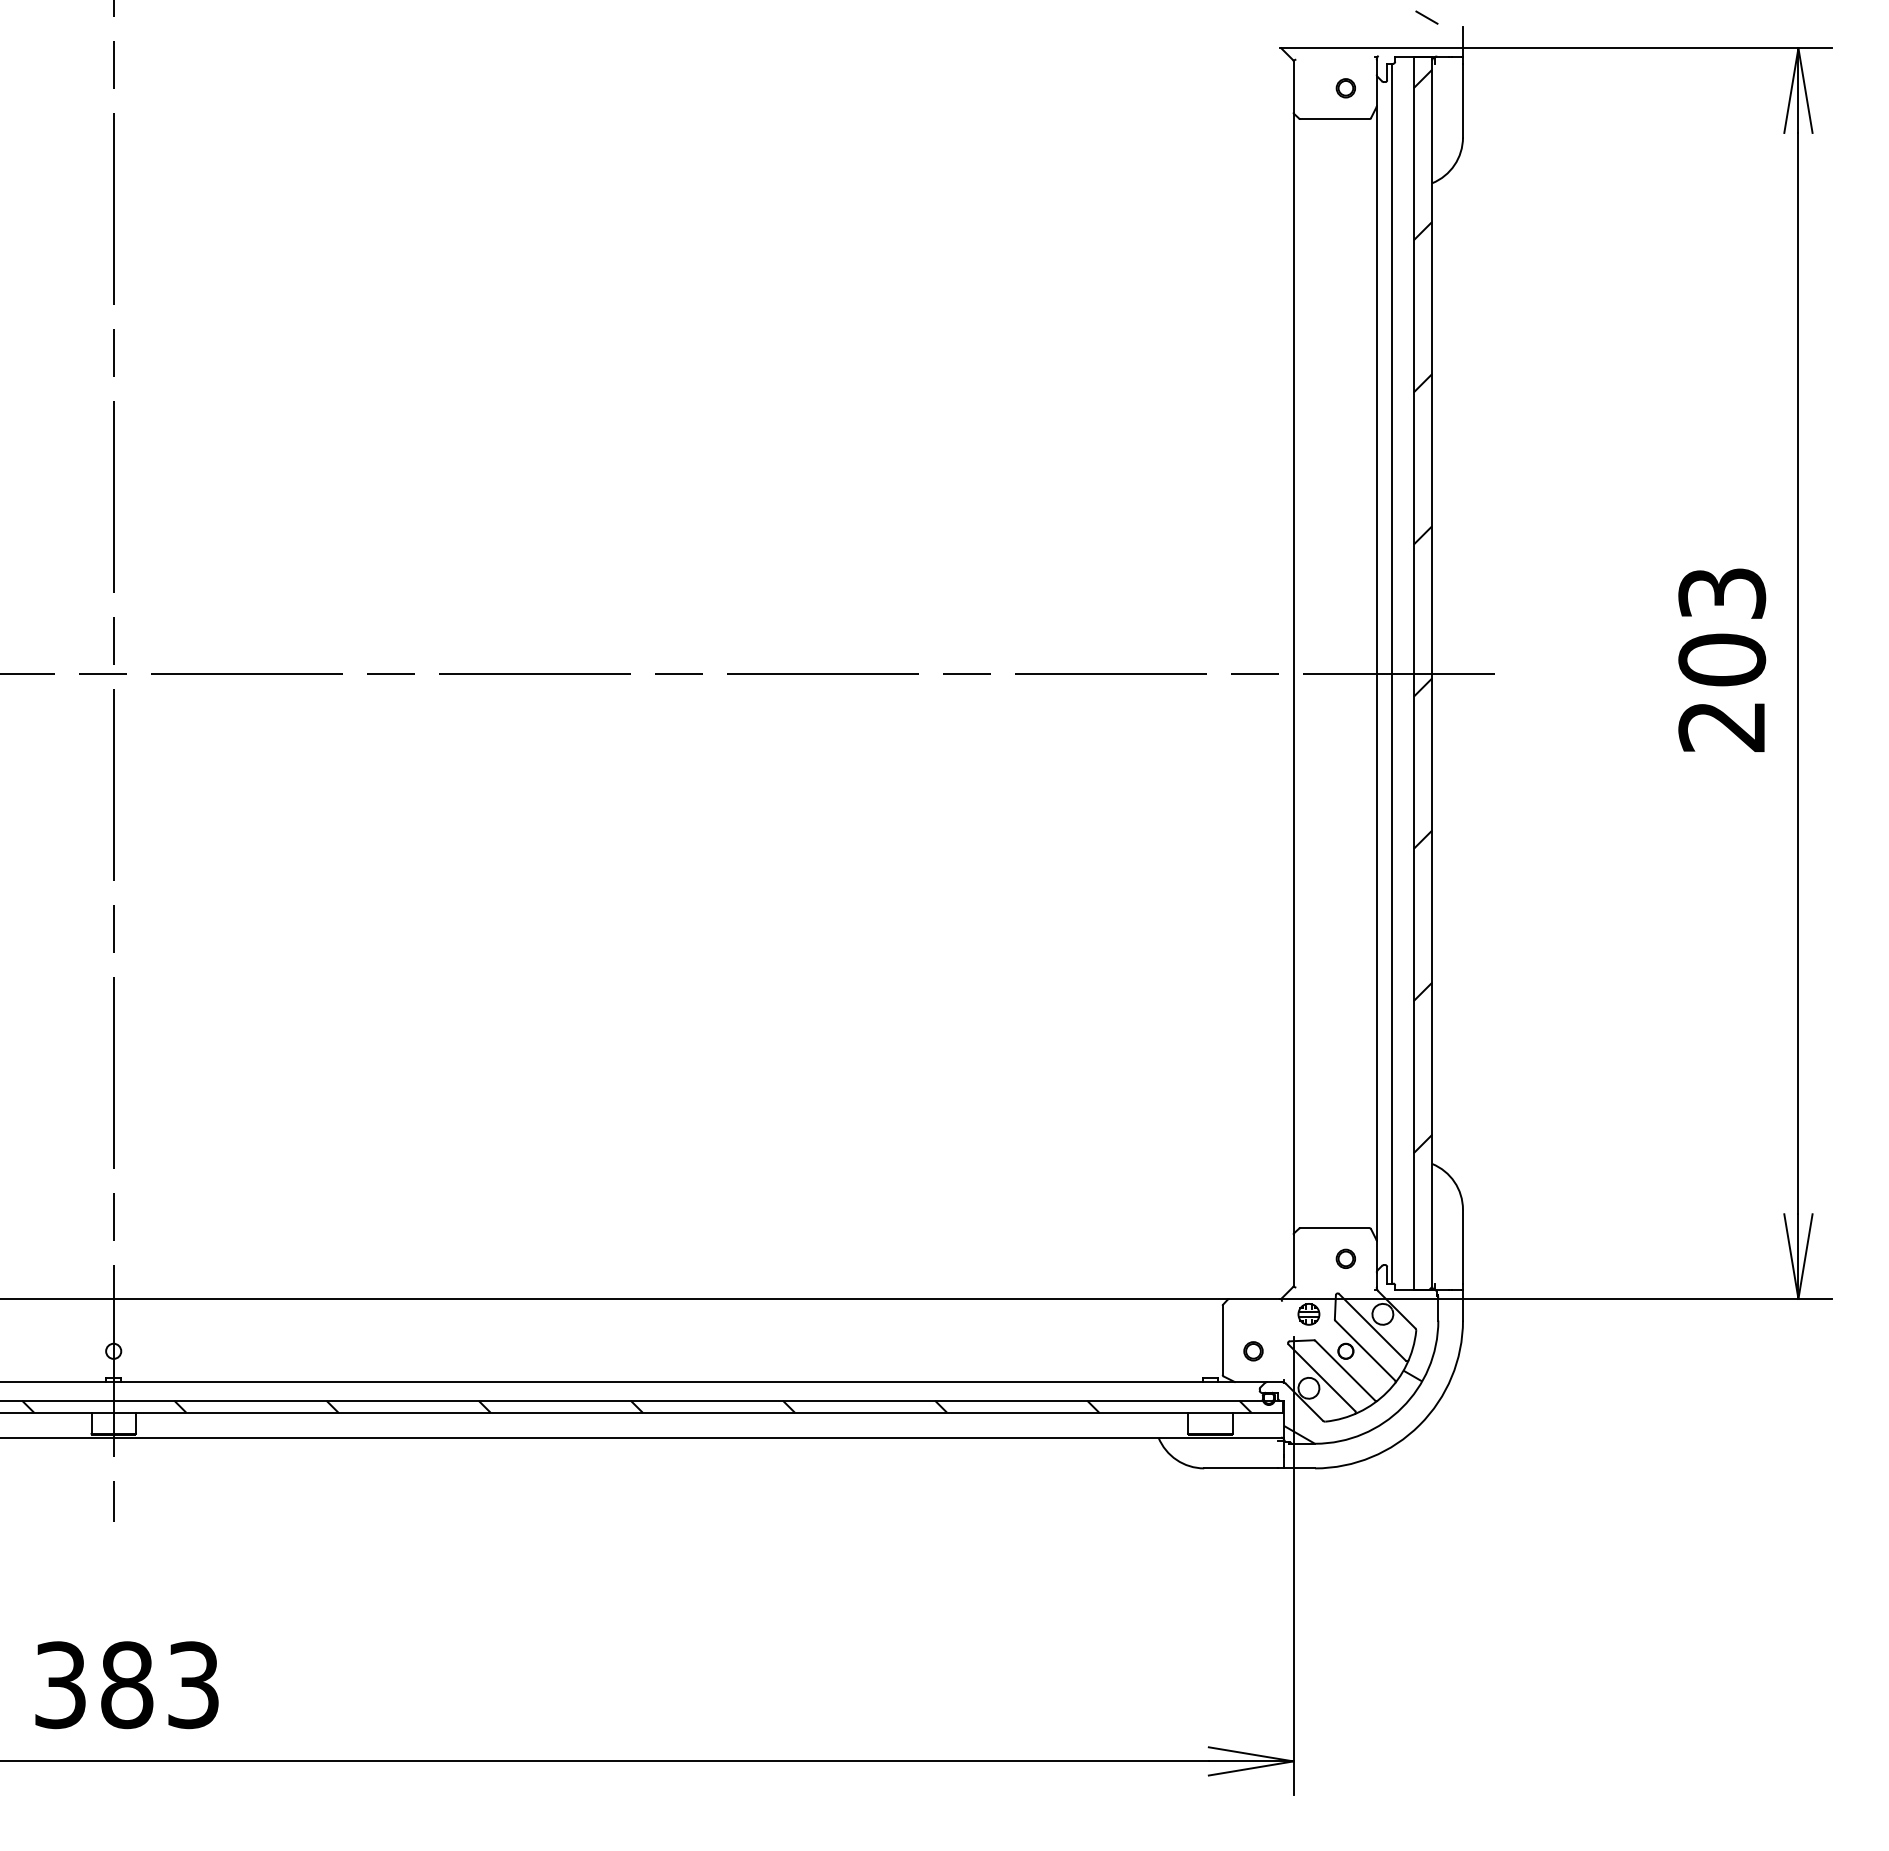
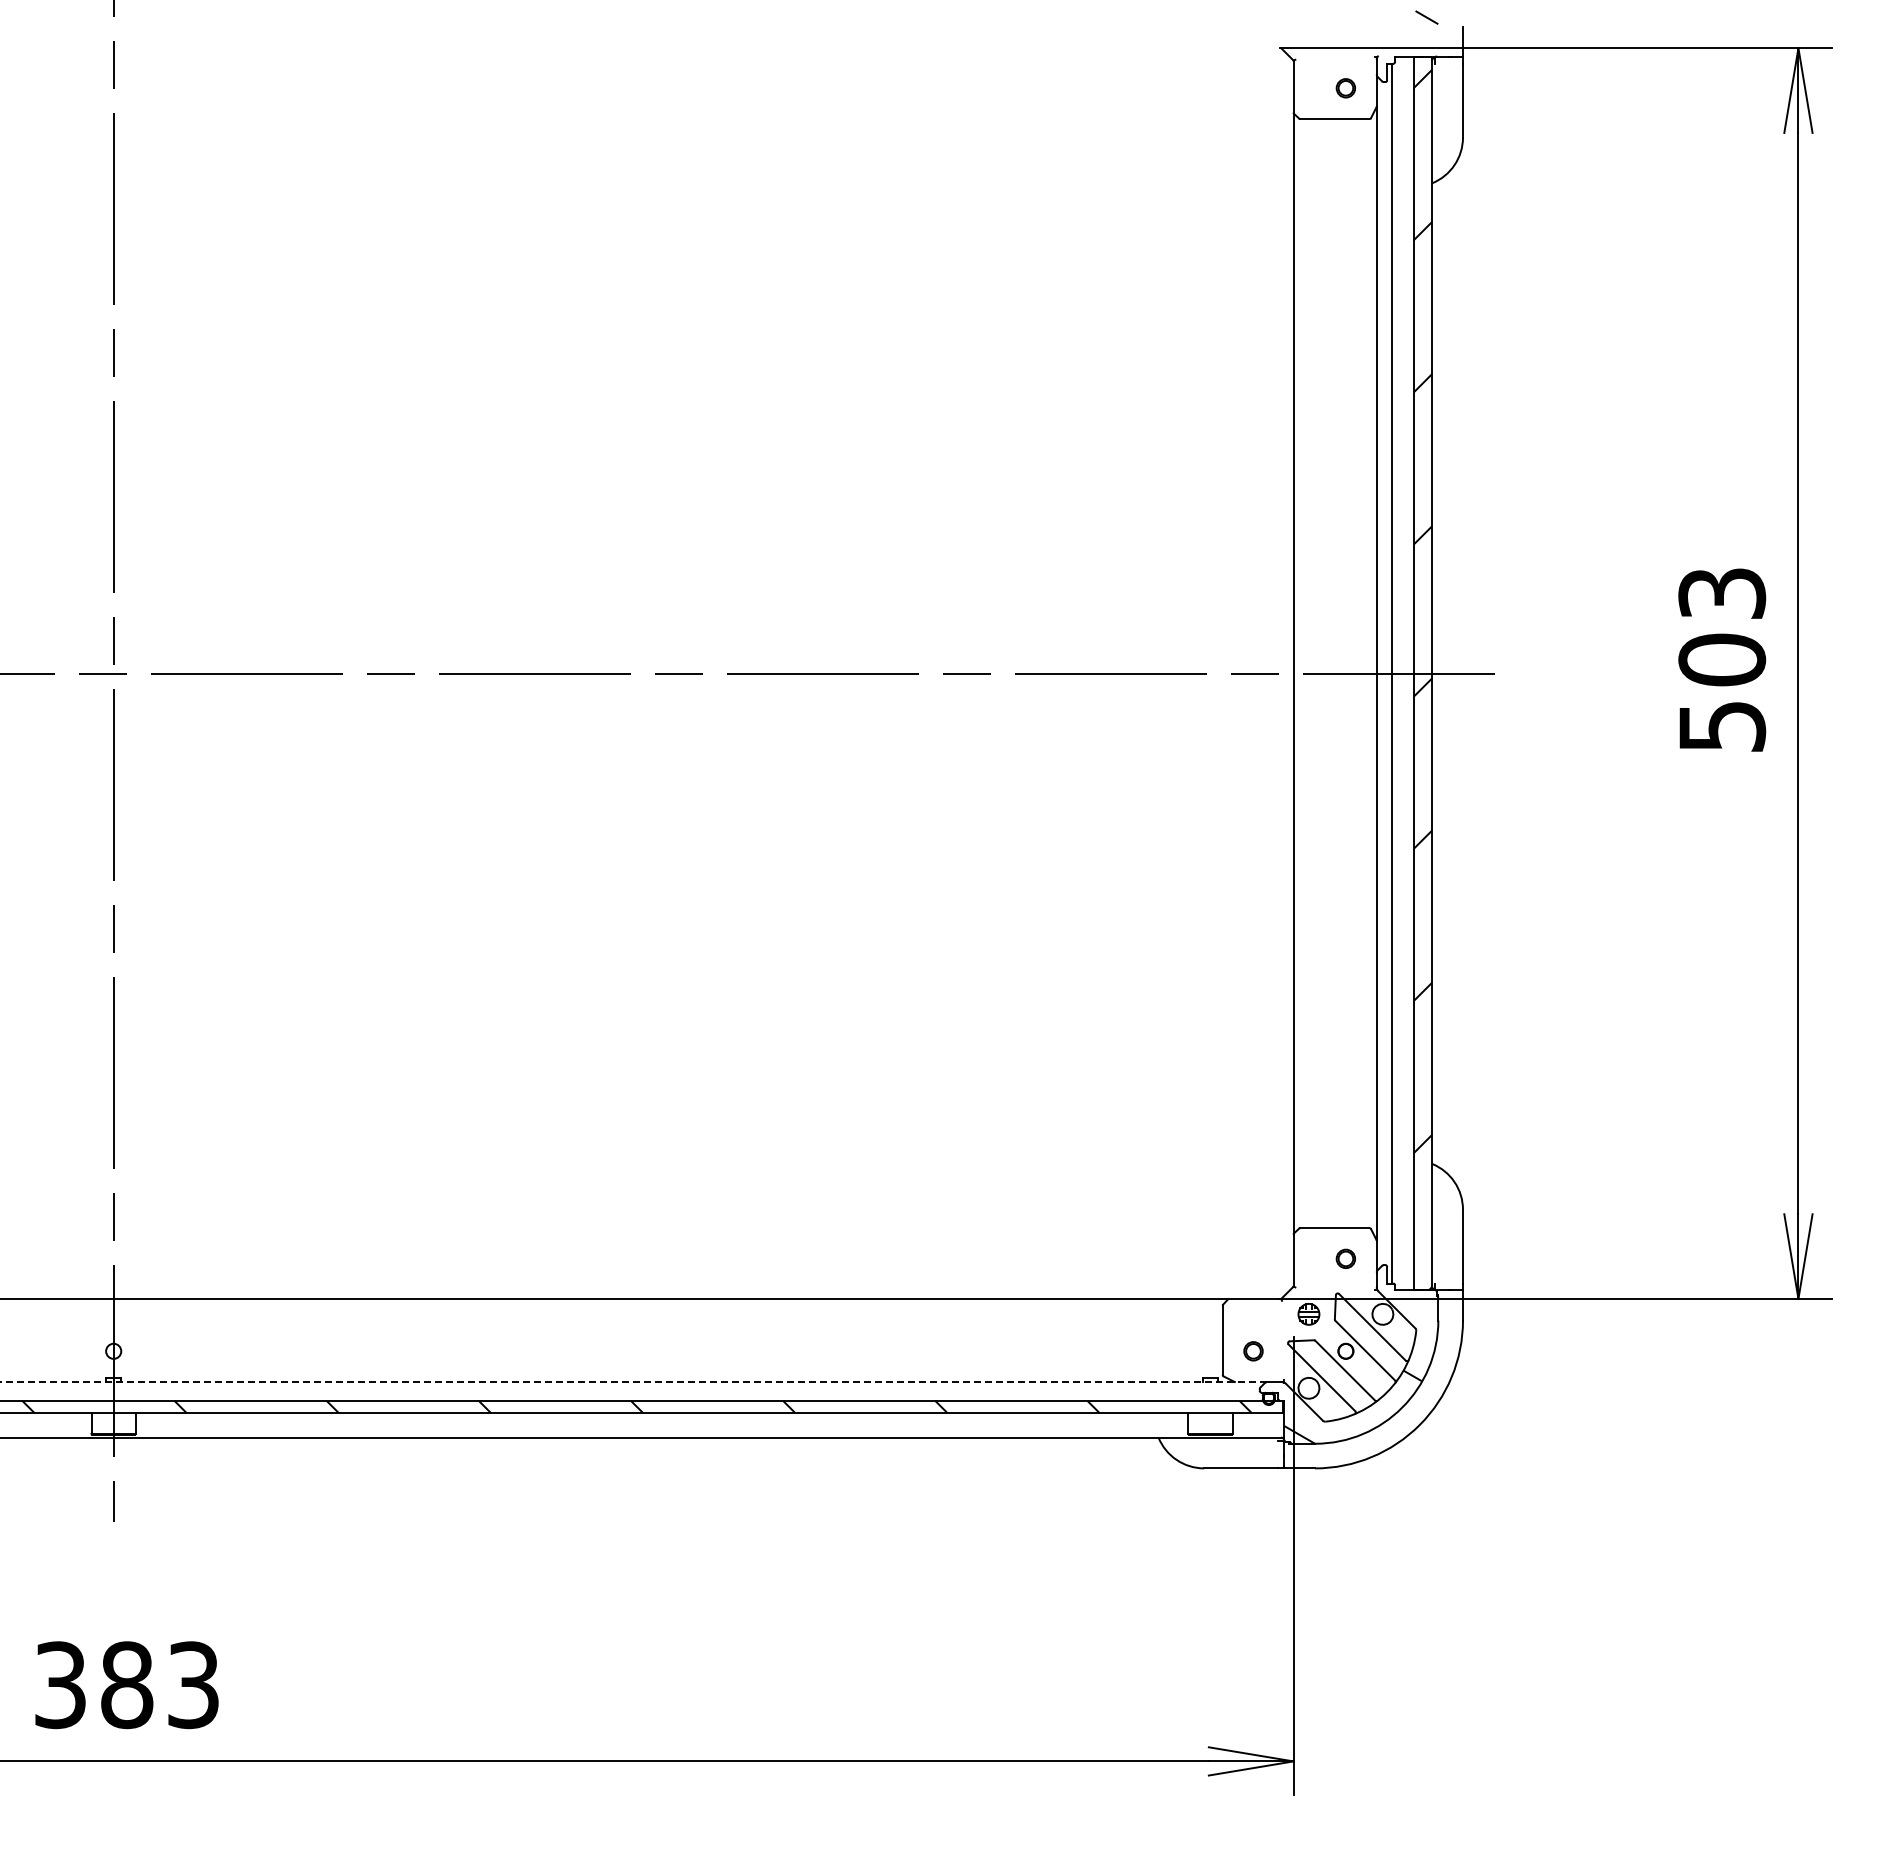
text: 203 -> 503 (1722, 727)
line: solid -> dashed (633, 1382)
